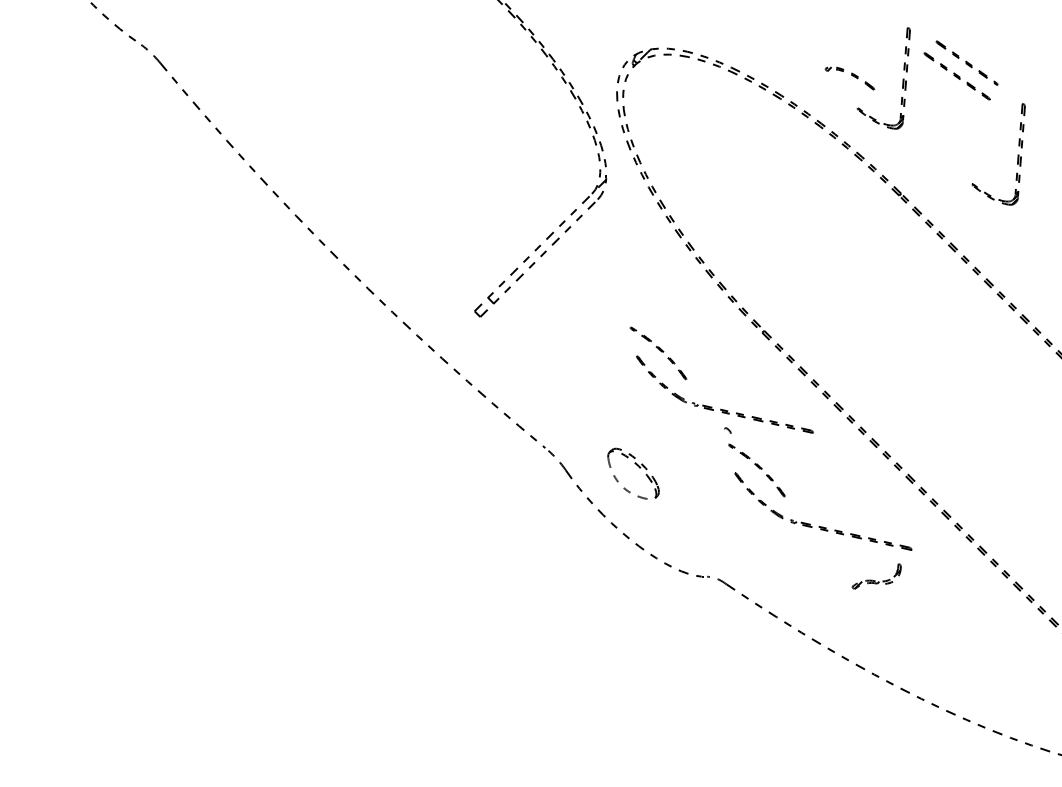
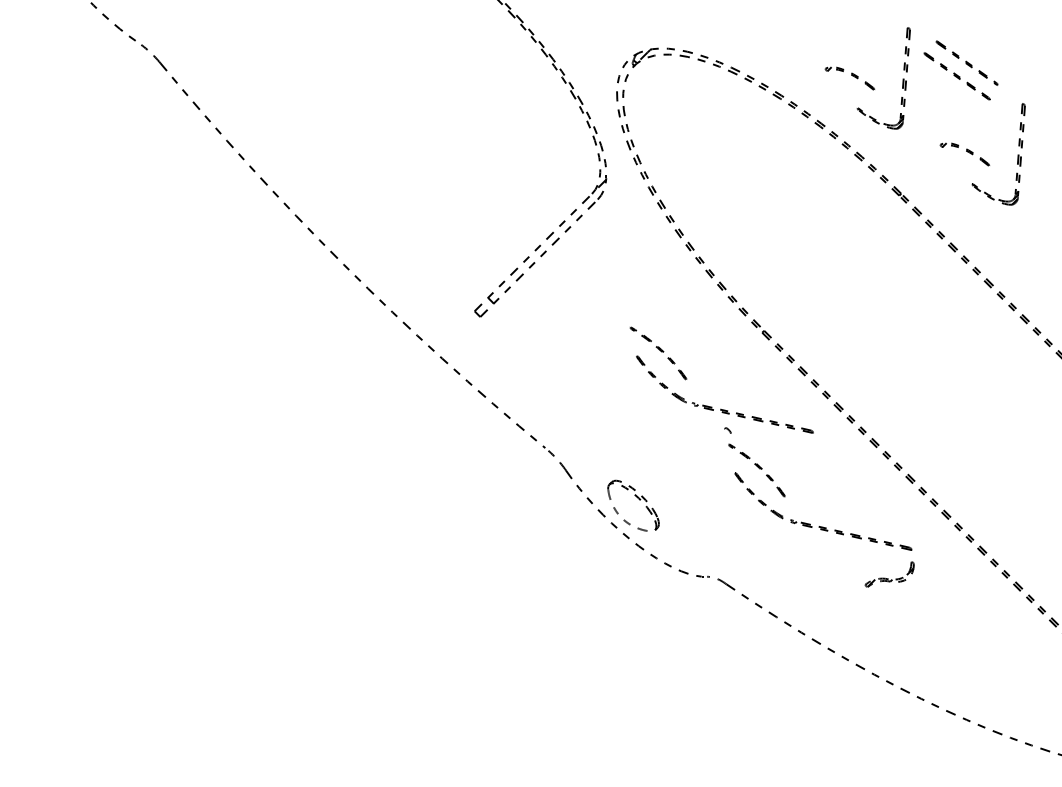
part: none -> present (964, 154)
part position: (638, 467) -> (638, 499) (638, 499)
part position: (876, 576) -> (889, 574) (889, 574)
